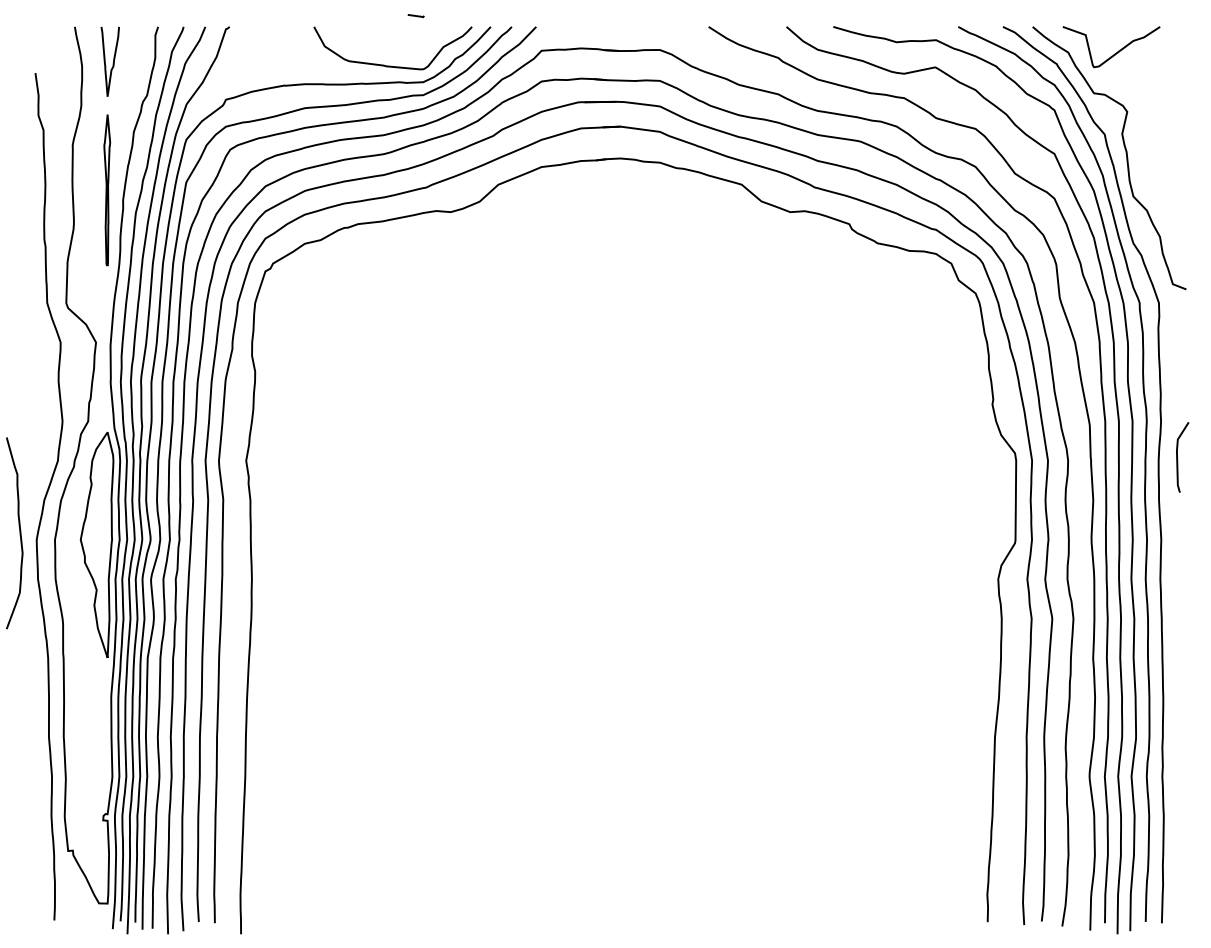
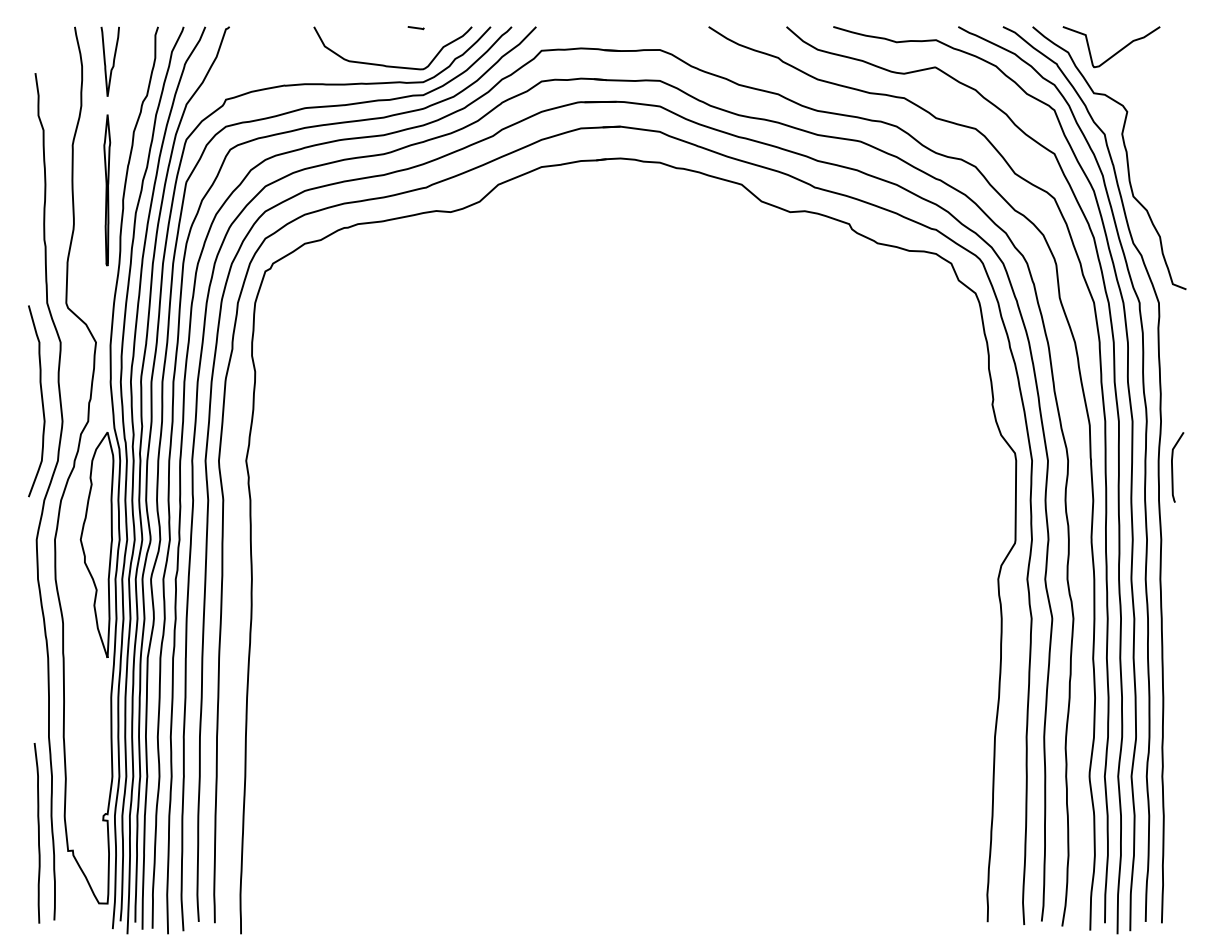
line position: (415, 16) -> (415, 28) (415, 28)
curve position: (1178, 459) -> (1173, 469) (1173, 469)
curve position: (19, 533) -> (41, 401) (41, 401)
curve: none -> present (38, 833)
